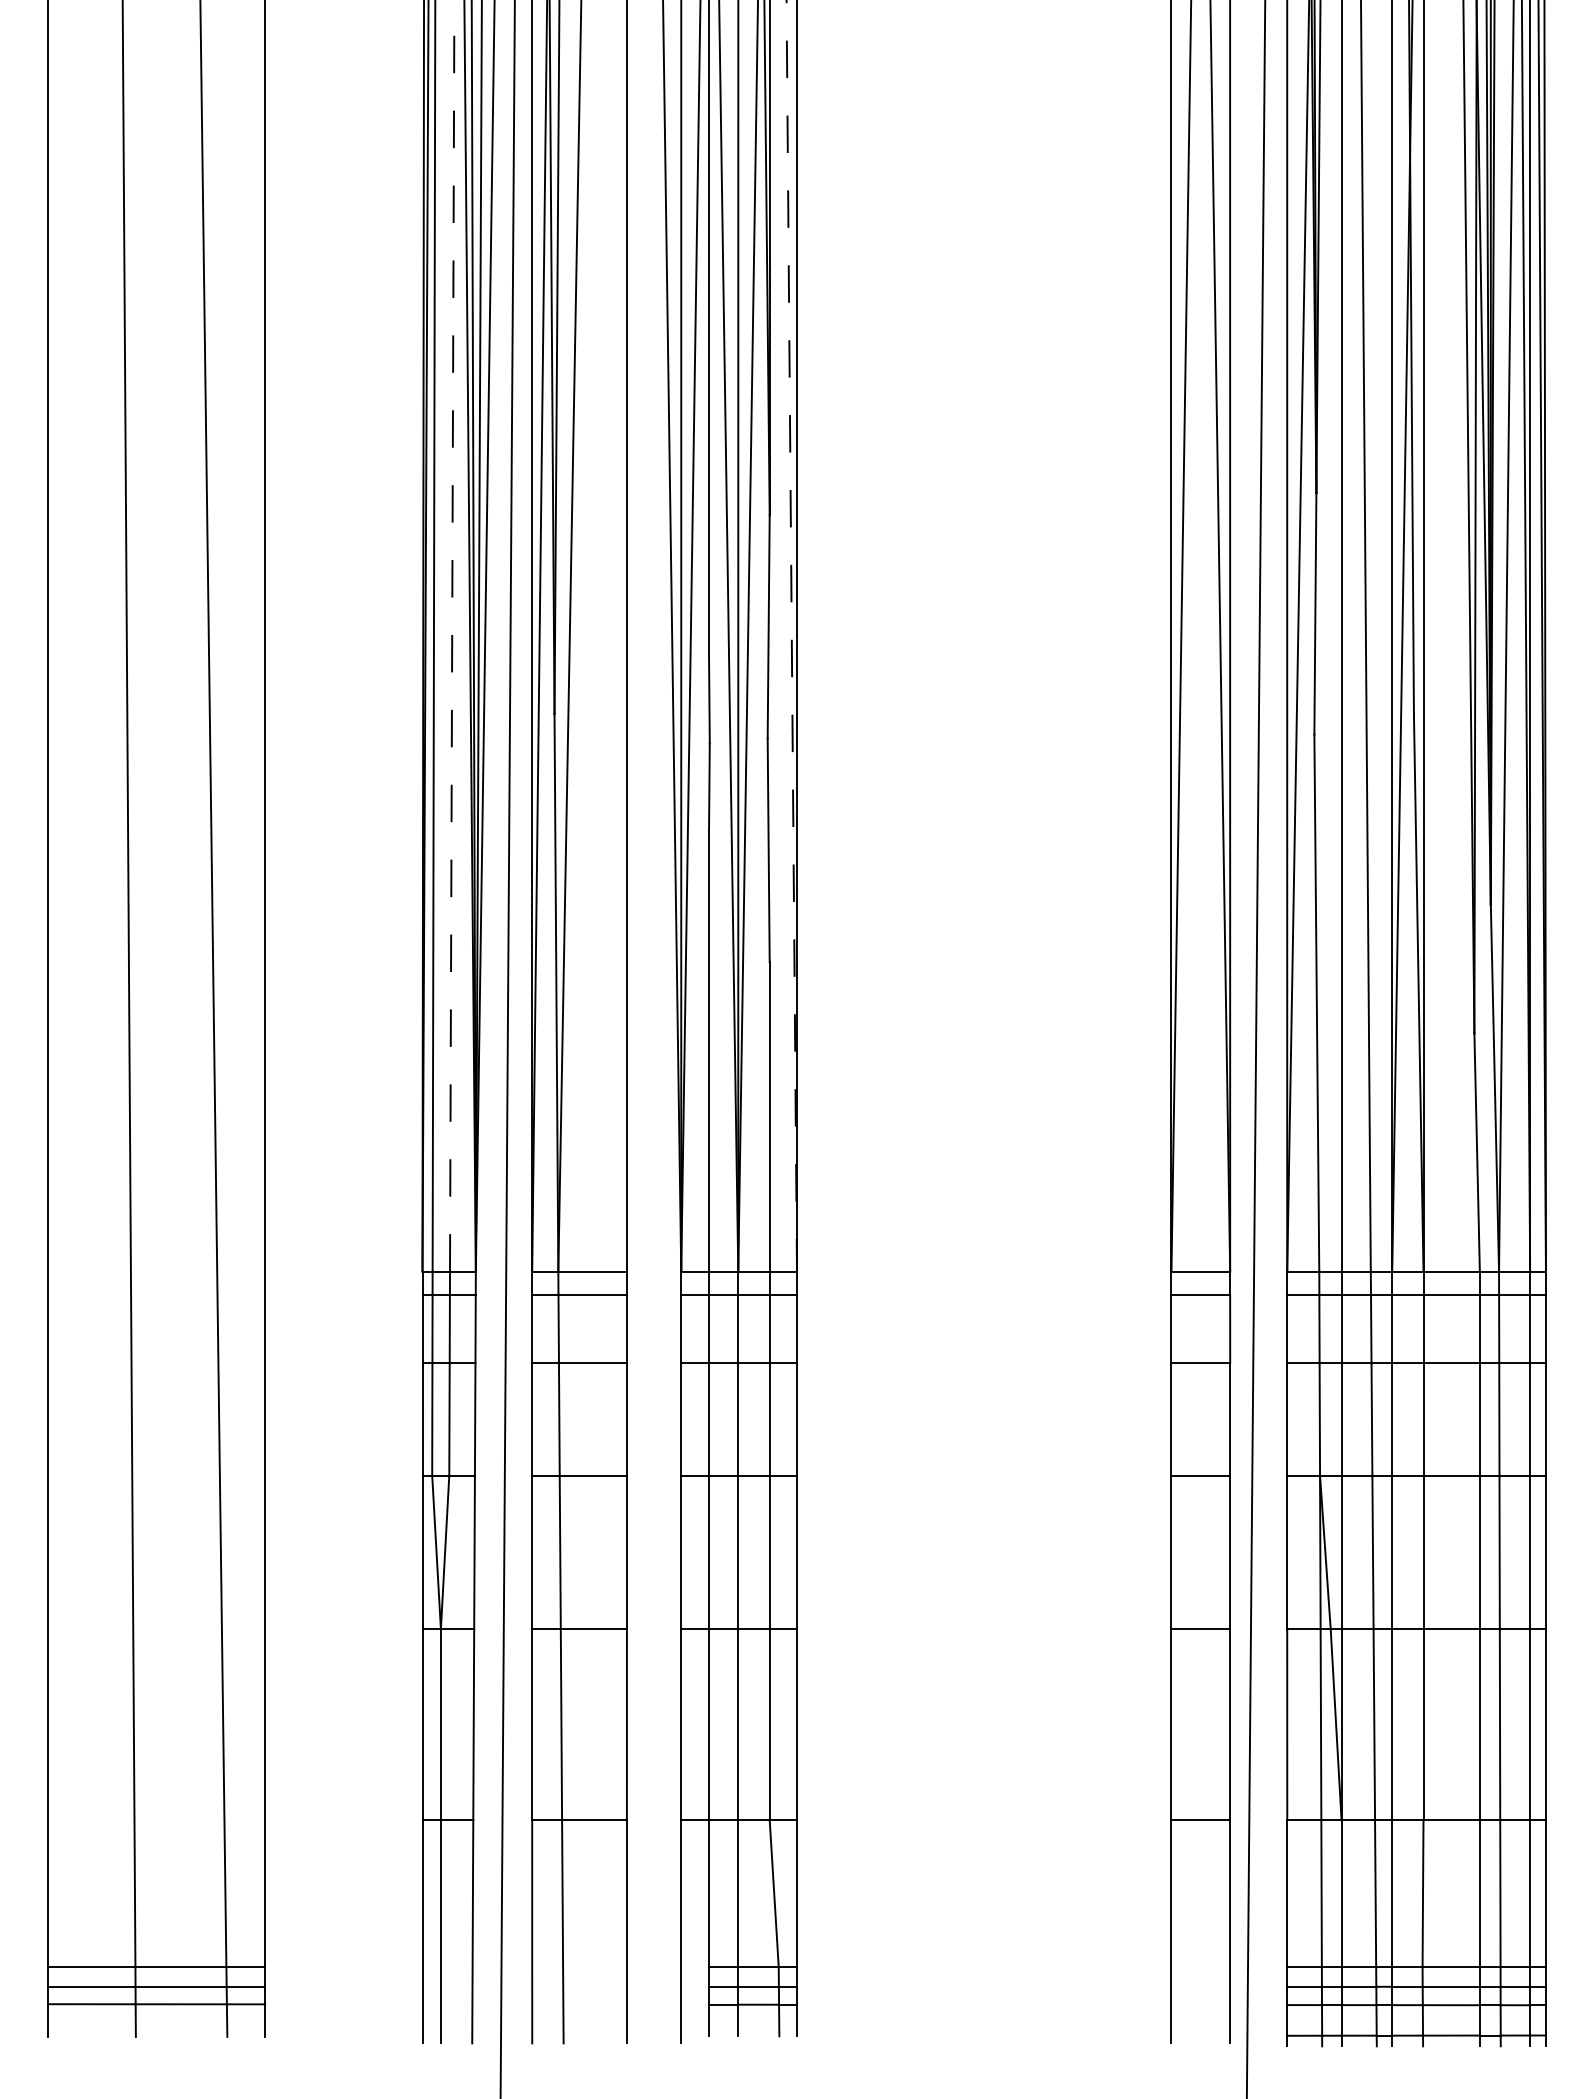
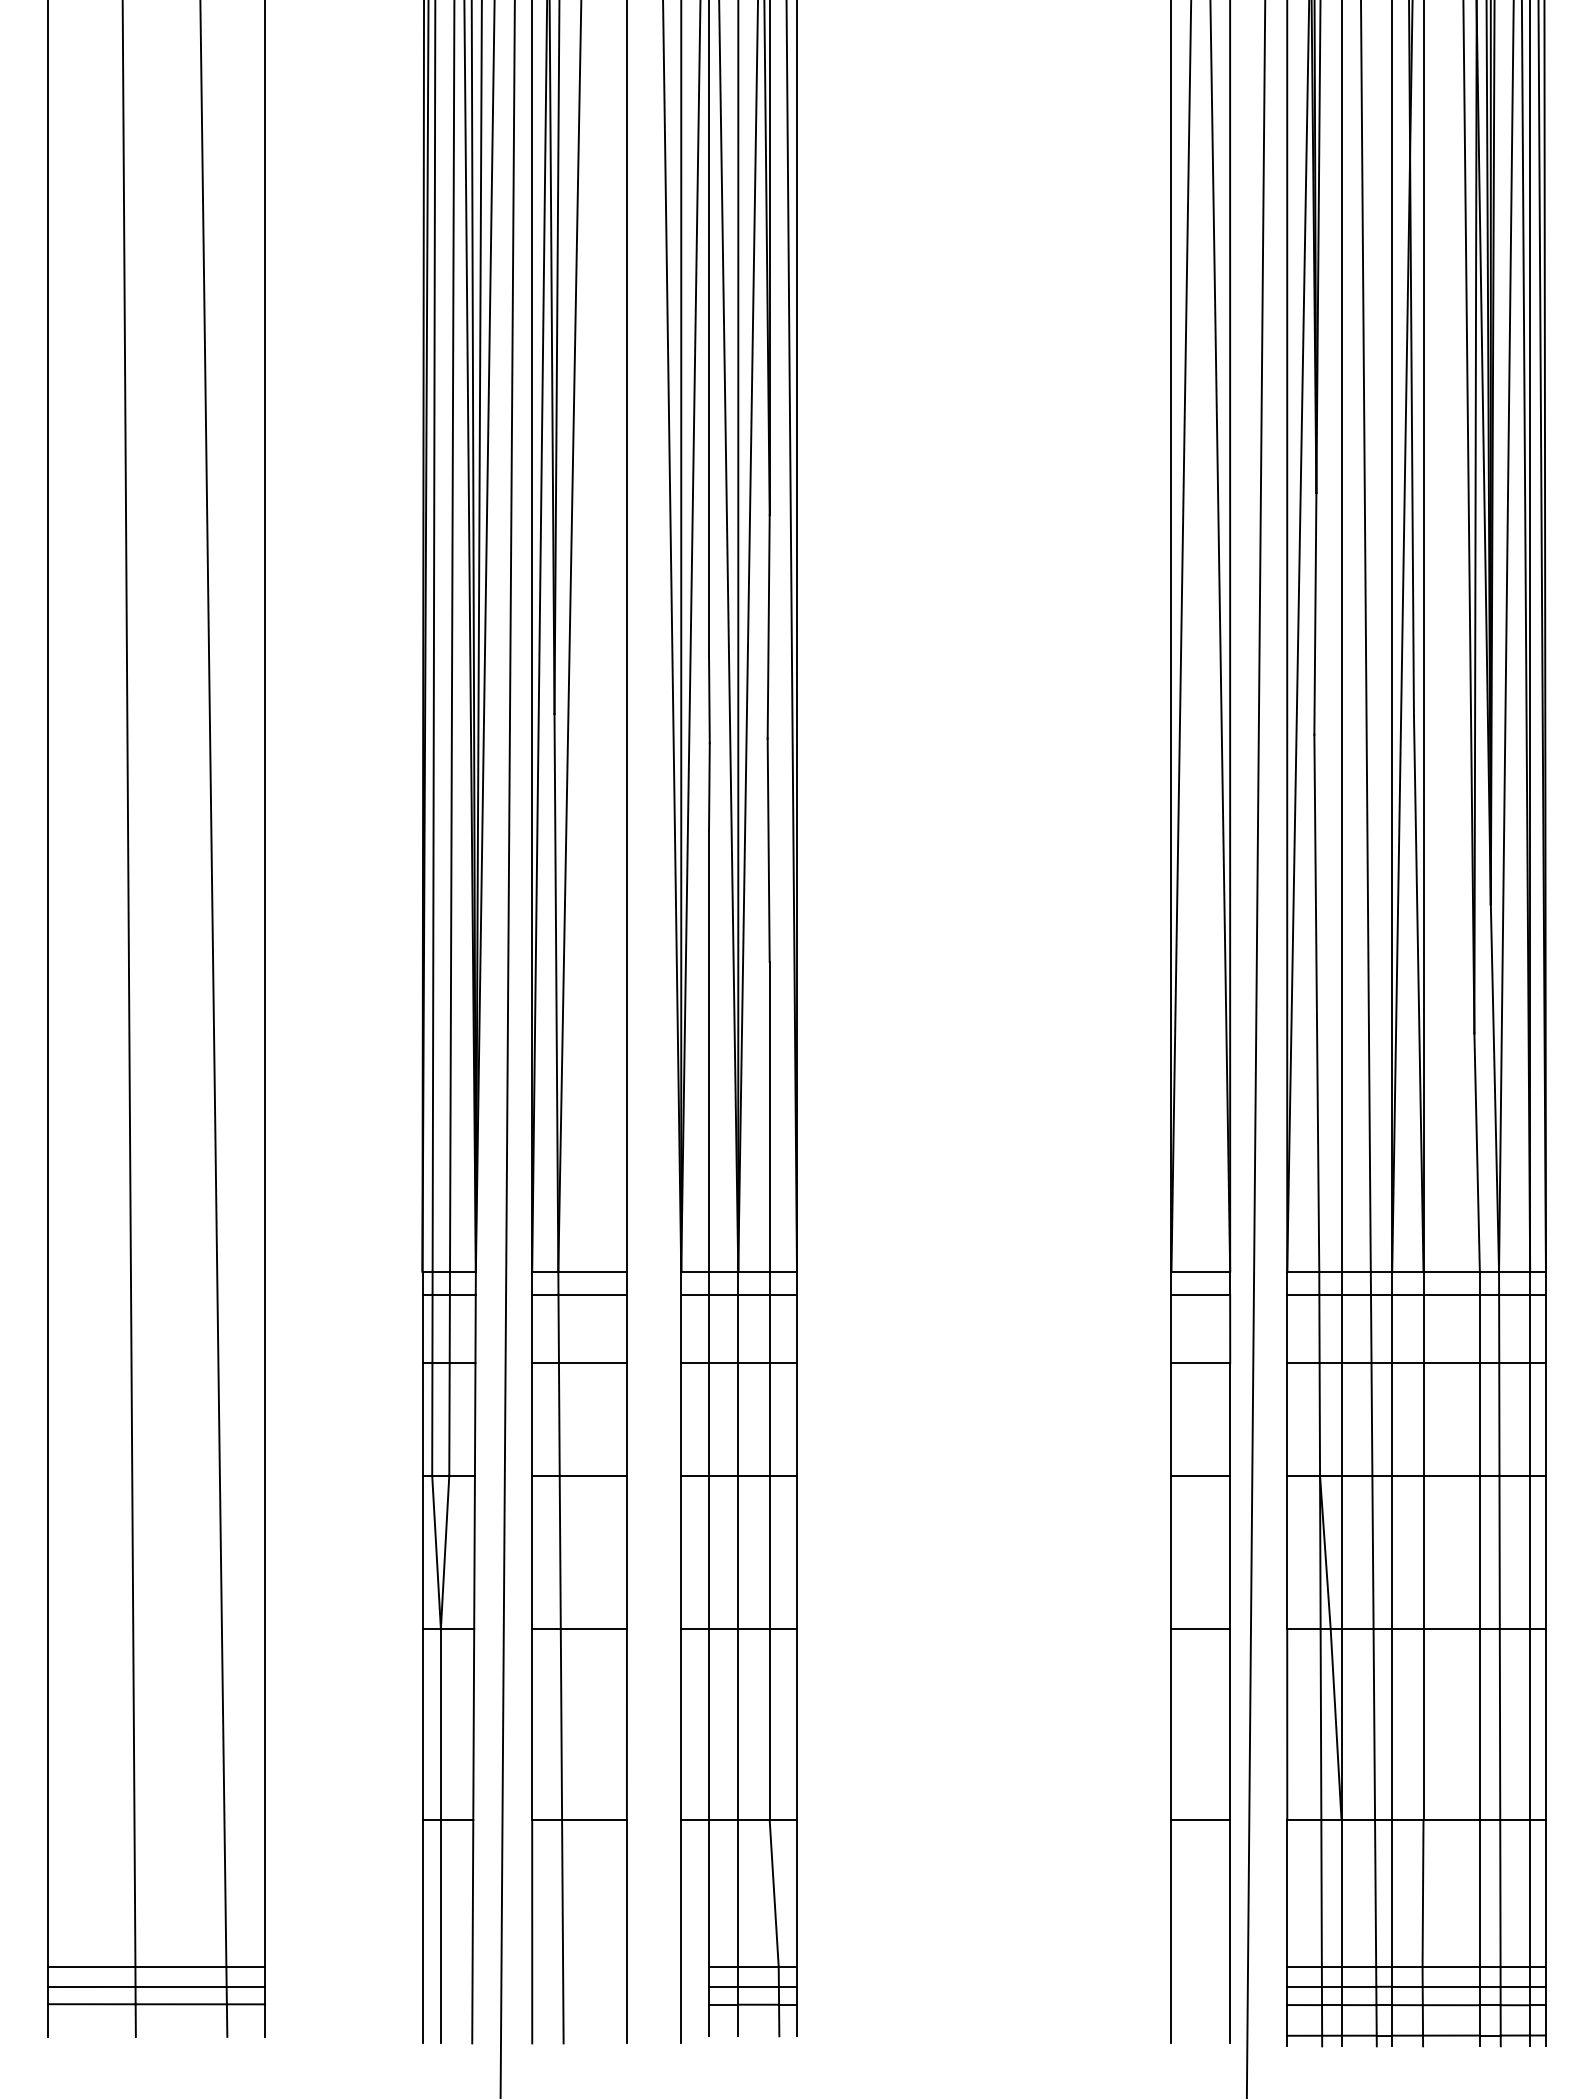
line: dashed -> solid (452, 635)
line: dashed -> solid (791, 636)
